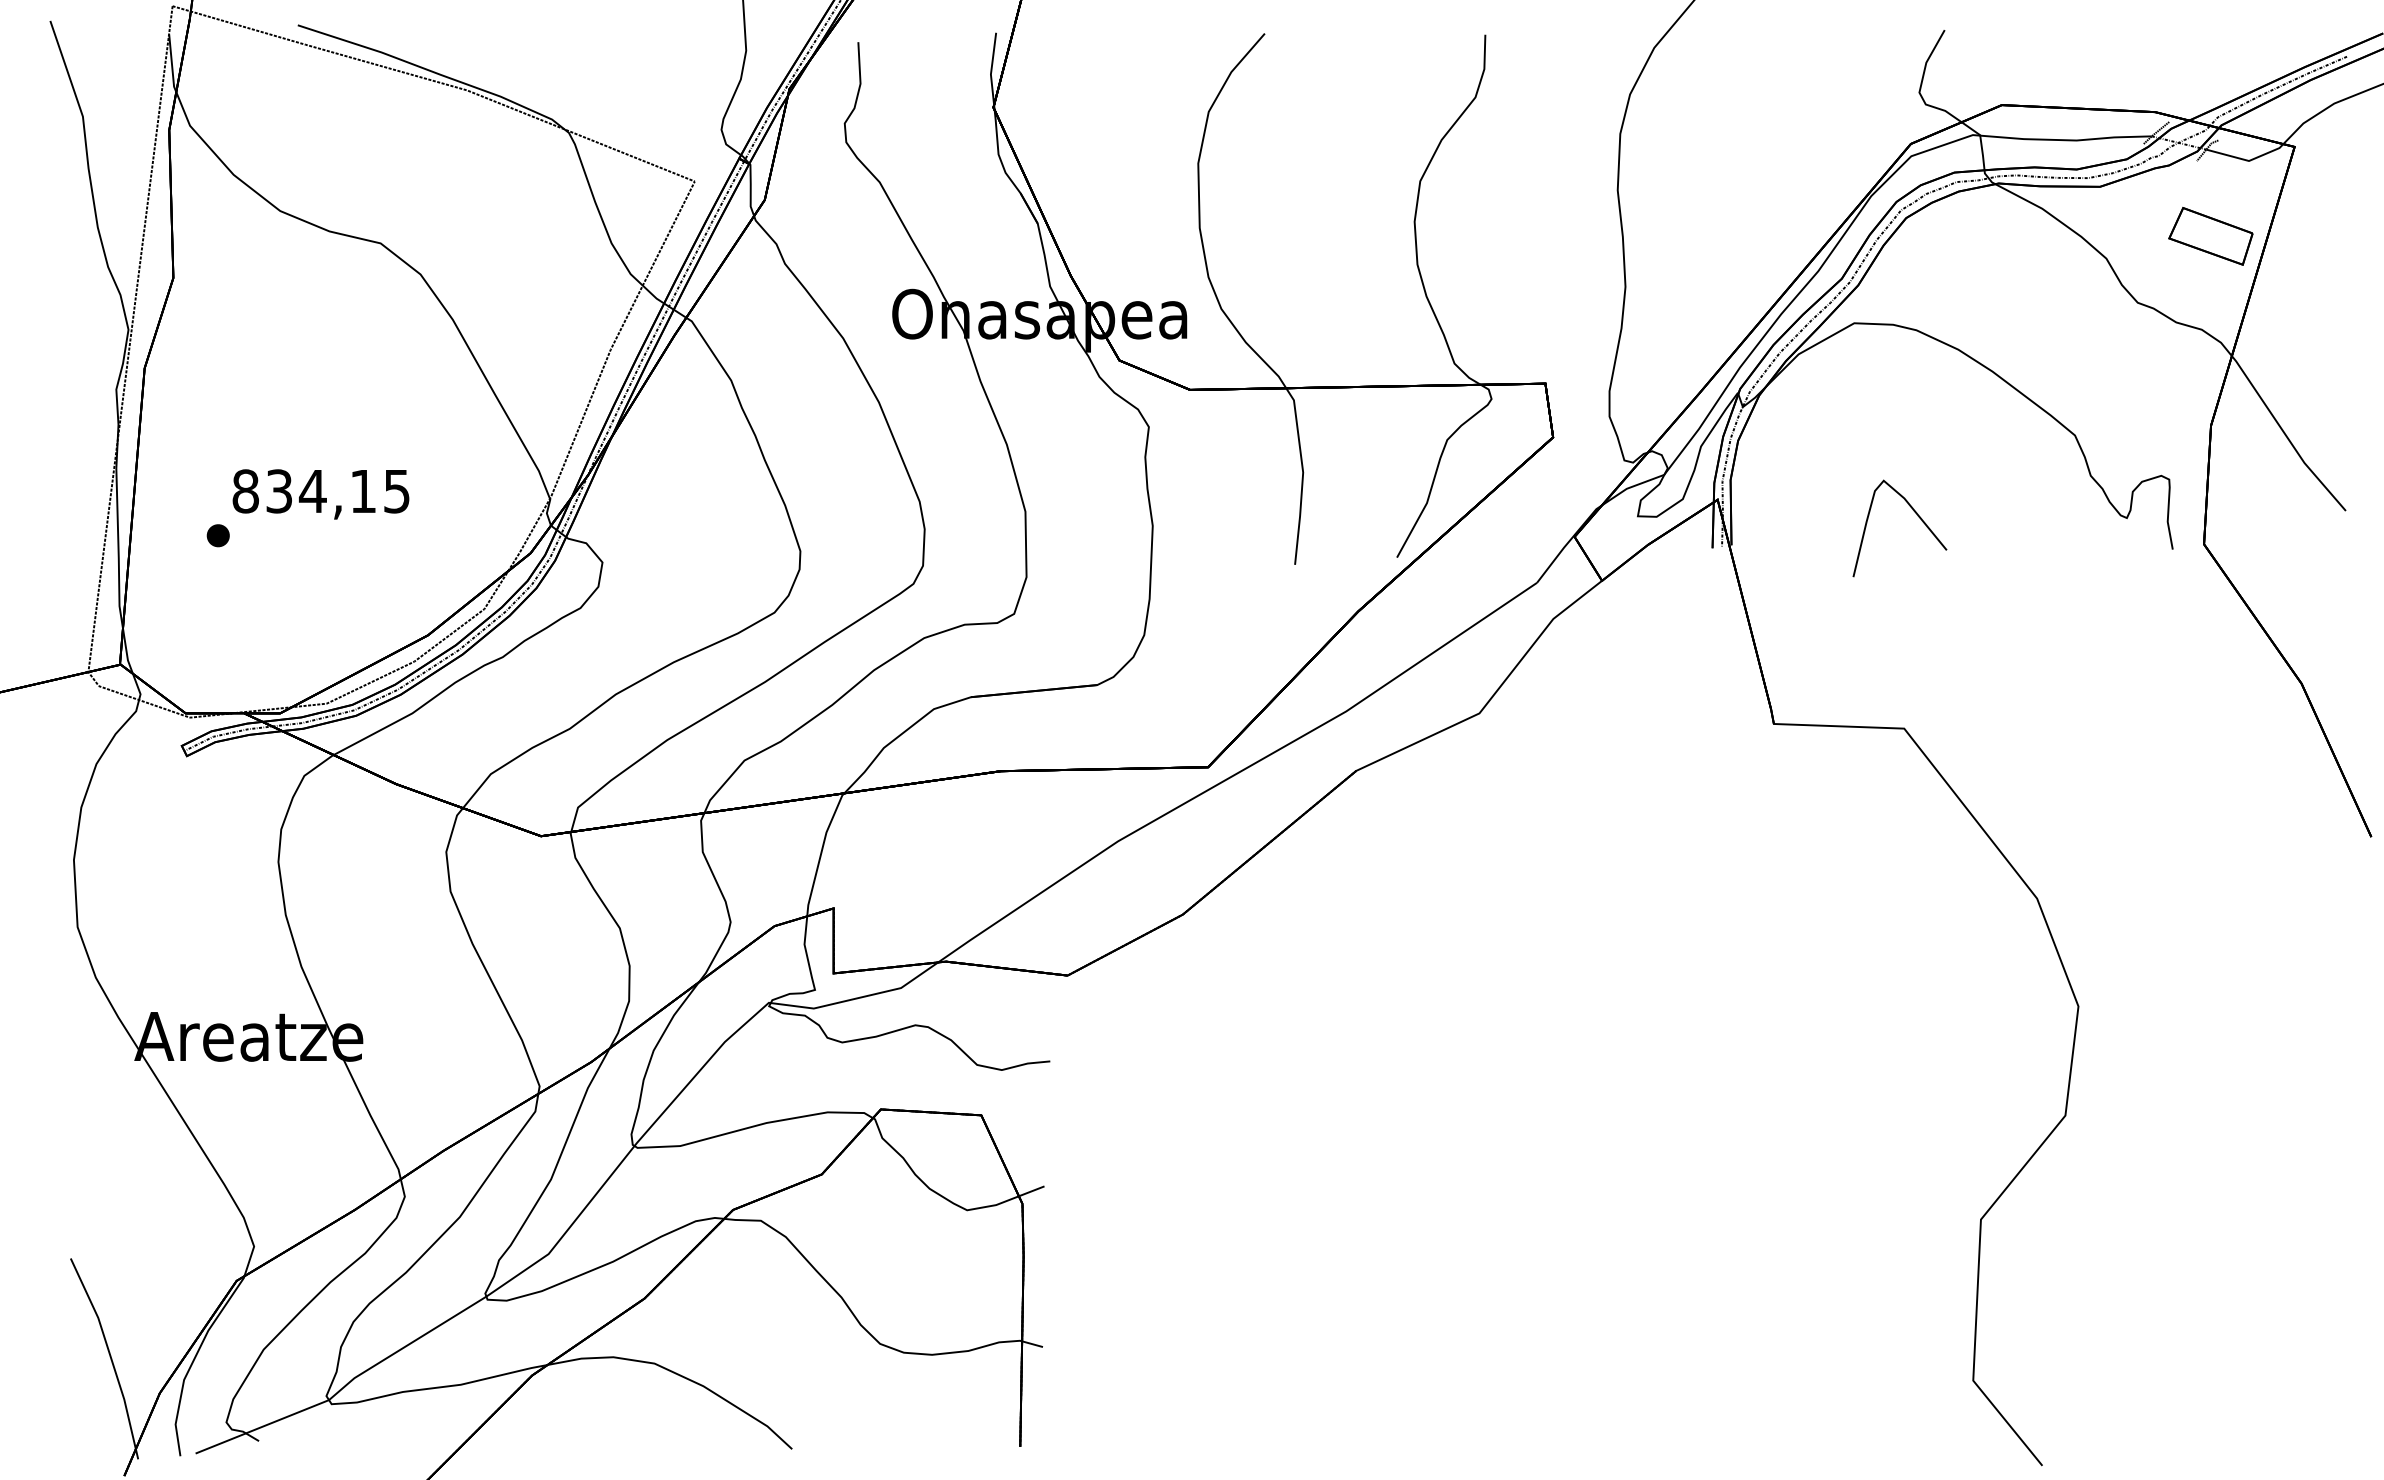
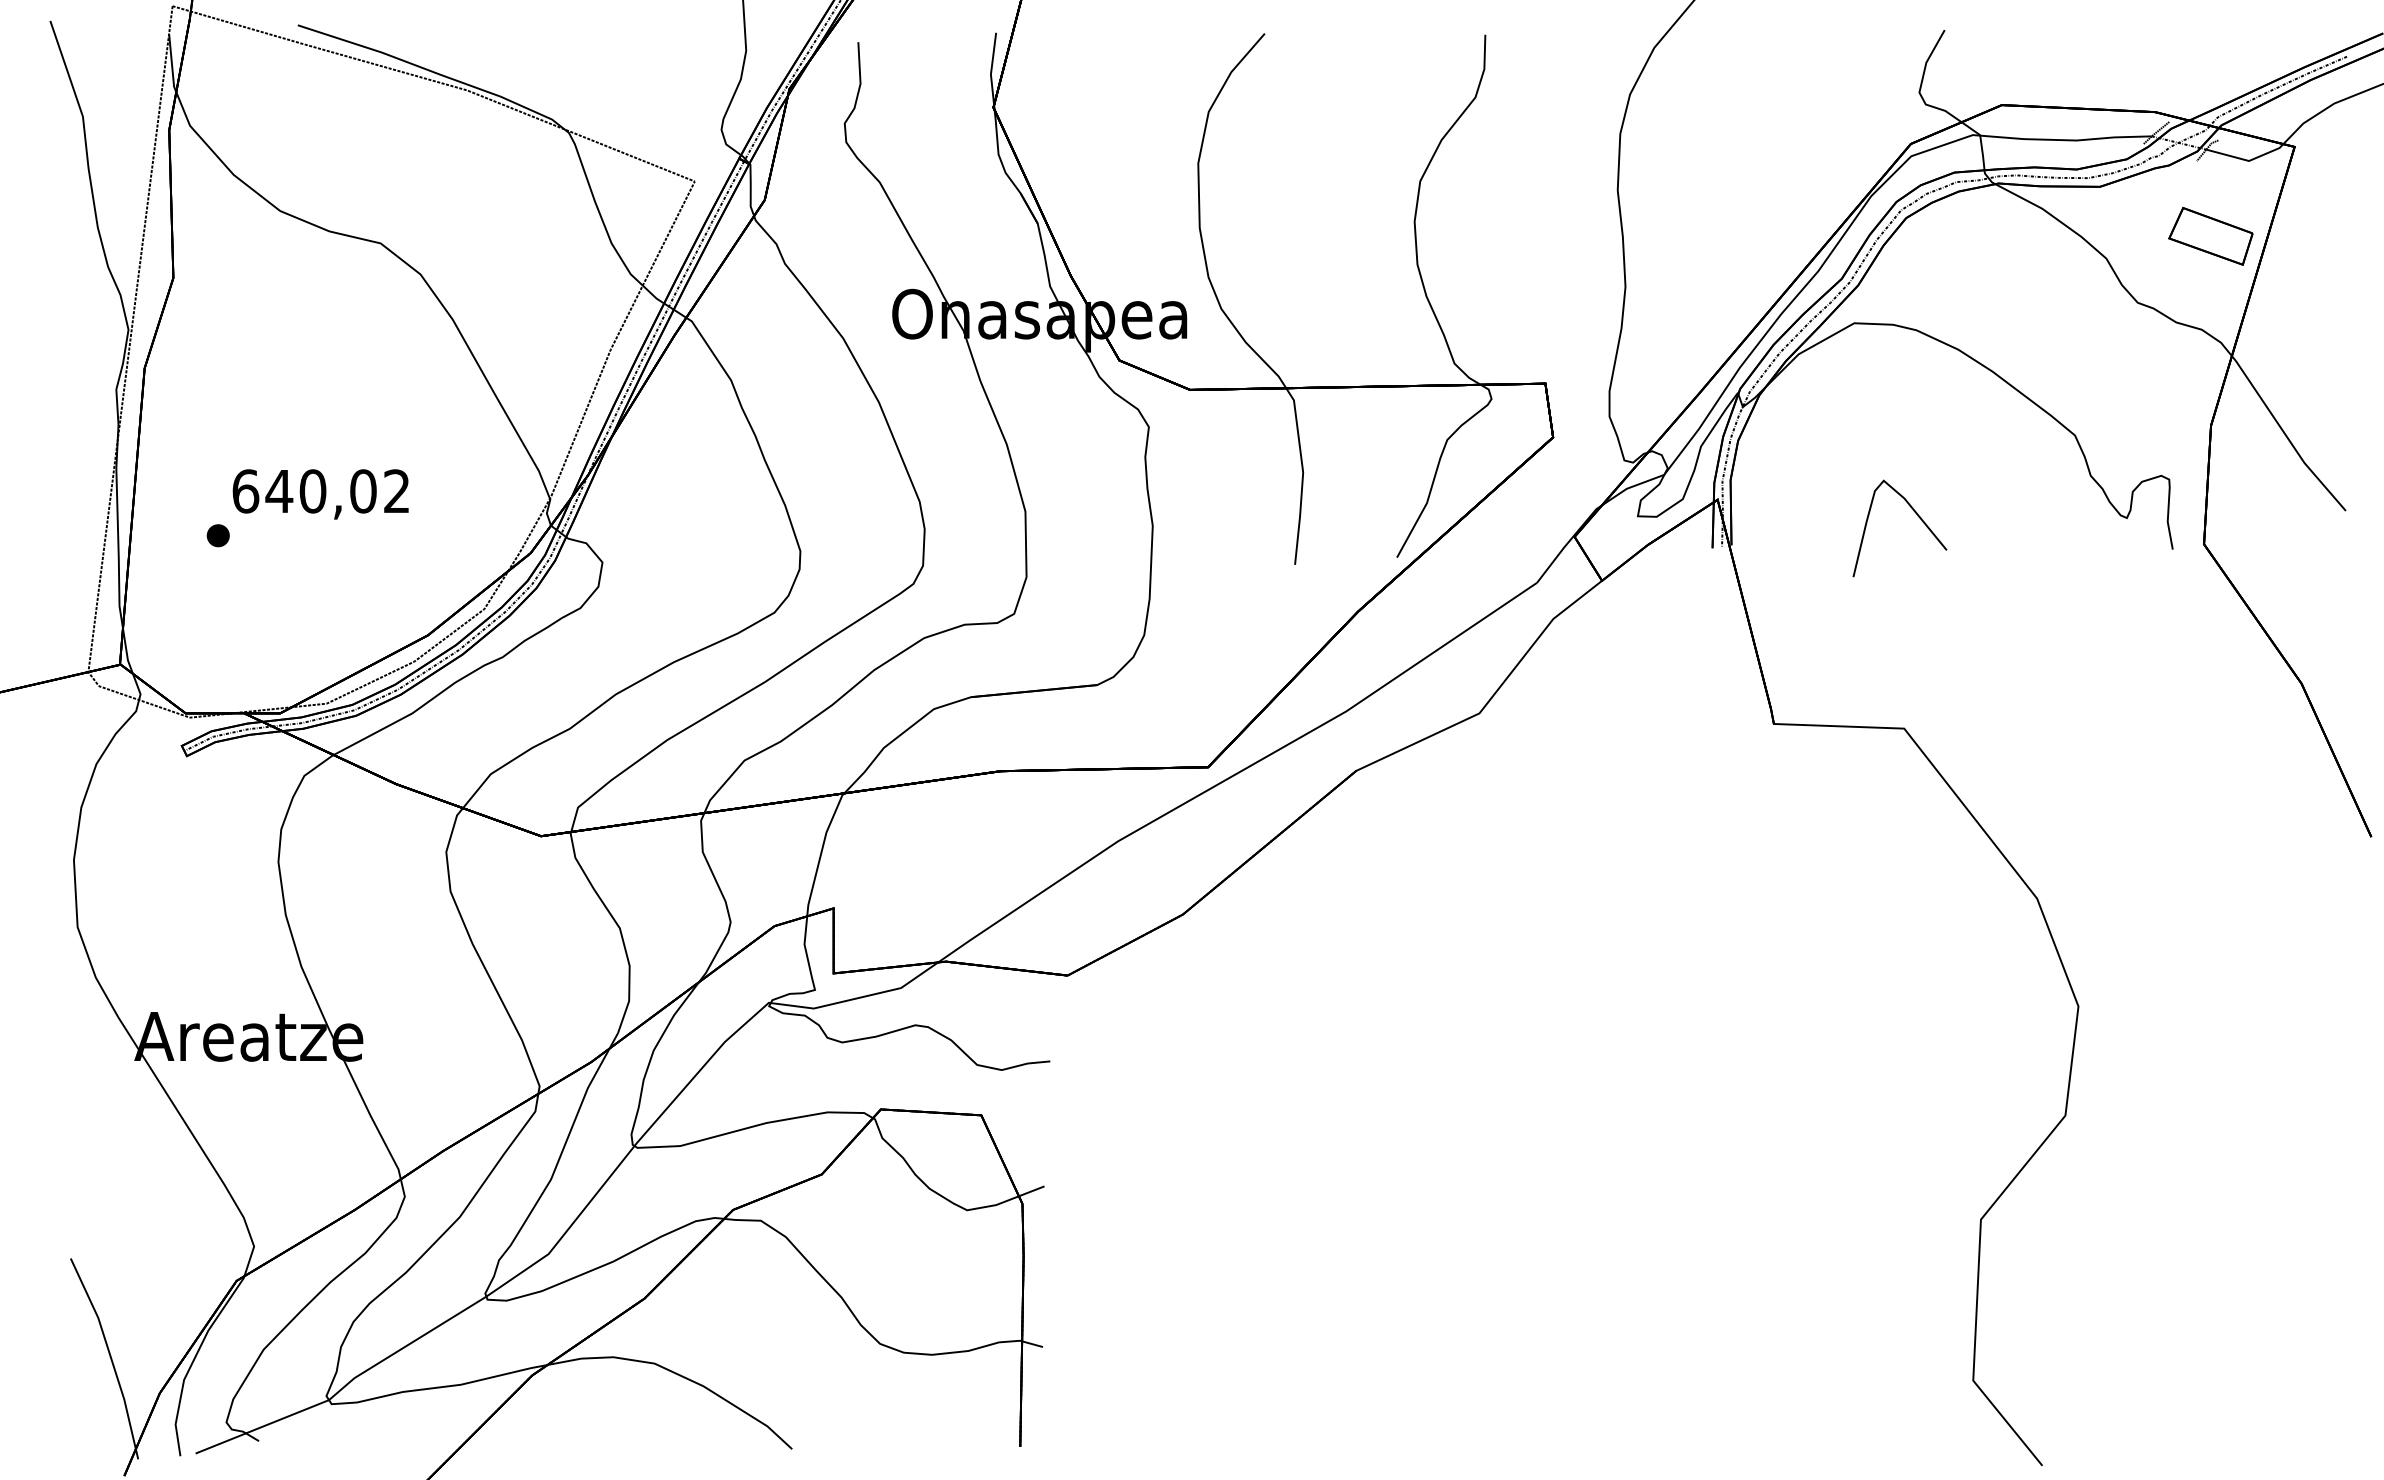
text: 834,15 -> 640,02 (320, 491)
